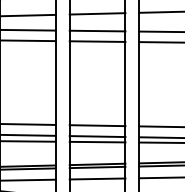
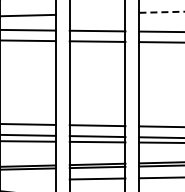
line: solid -> dashed (162, 12)
line: present -> none (97, 13)
line: present -> none (28, 179)
